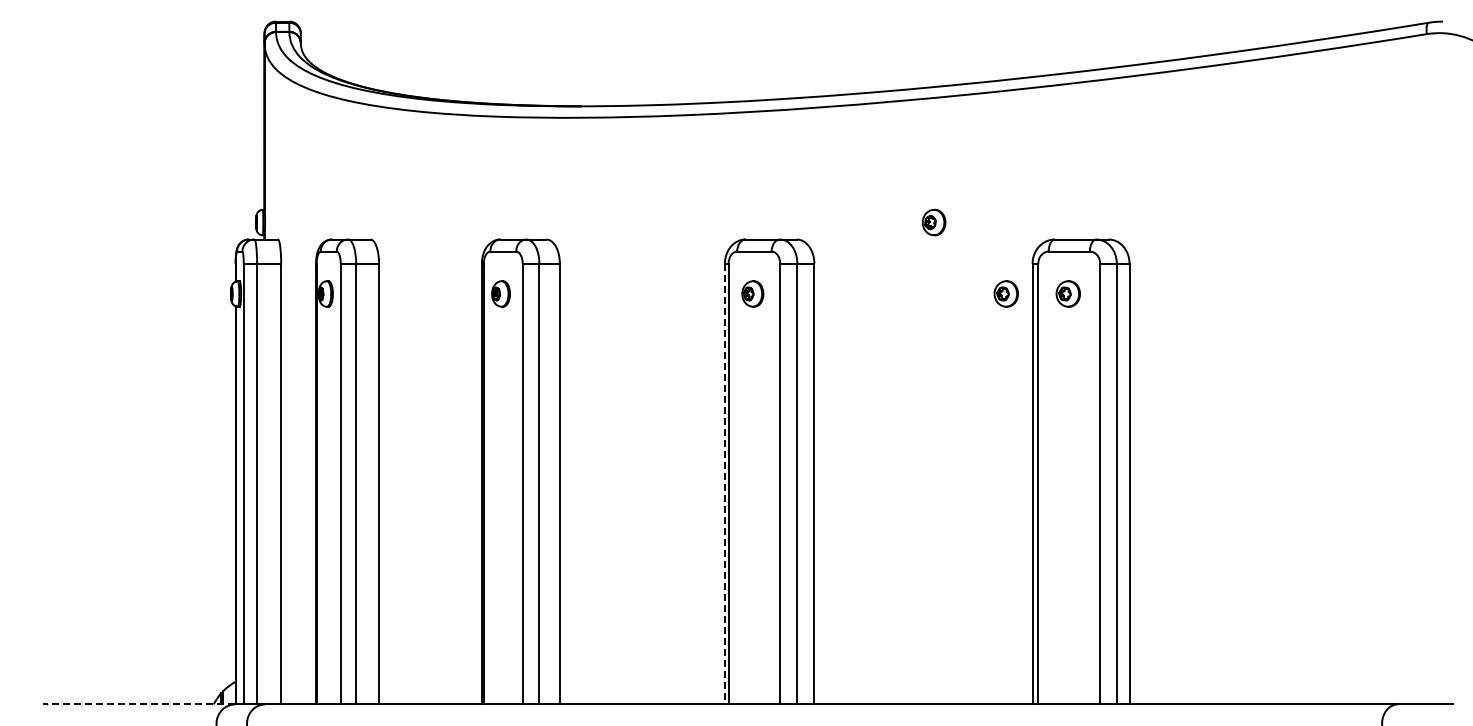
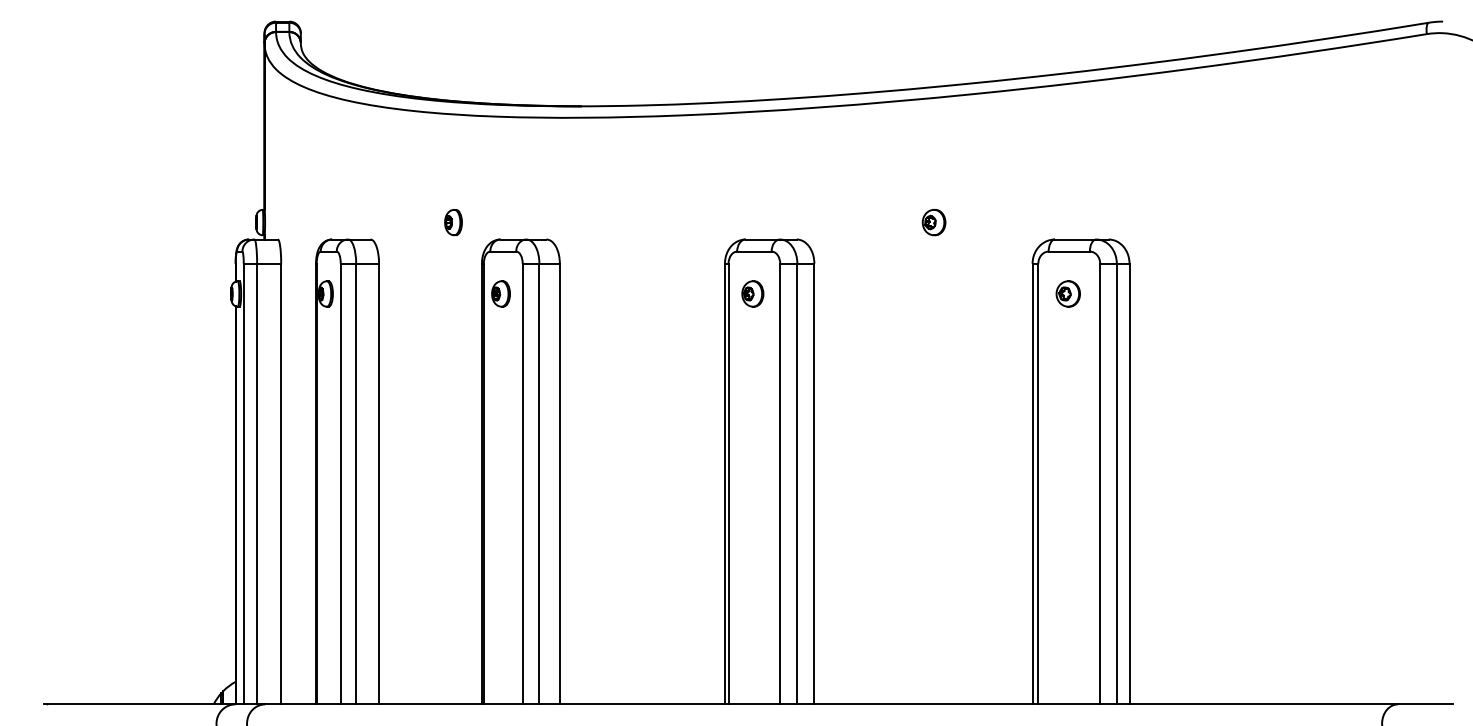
part: none -> present (453, 222)
part: present -> none (1005, 293)
line: dashed -> solid (724, 484)
line: dashed -> solid (140, 704)
